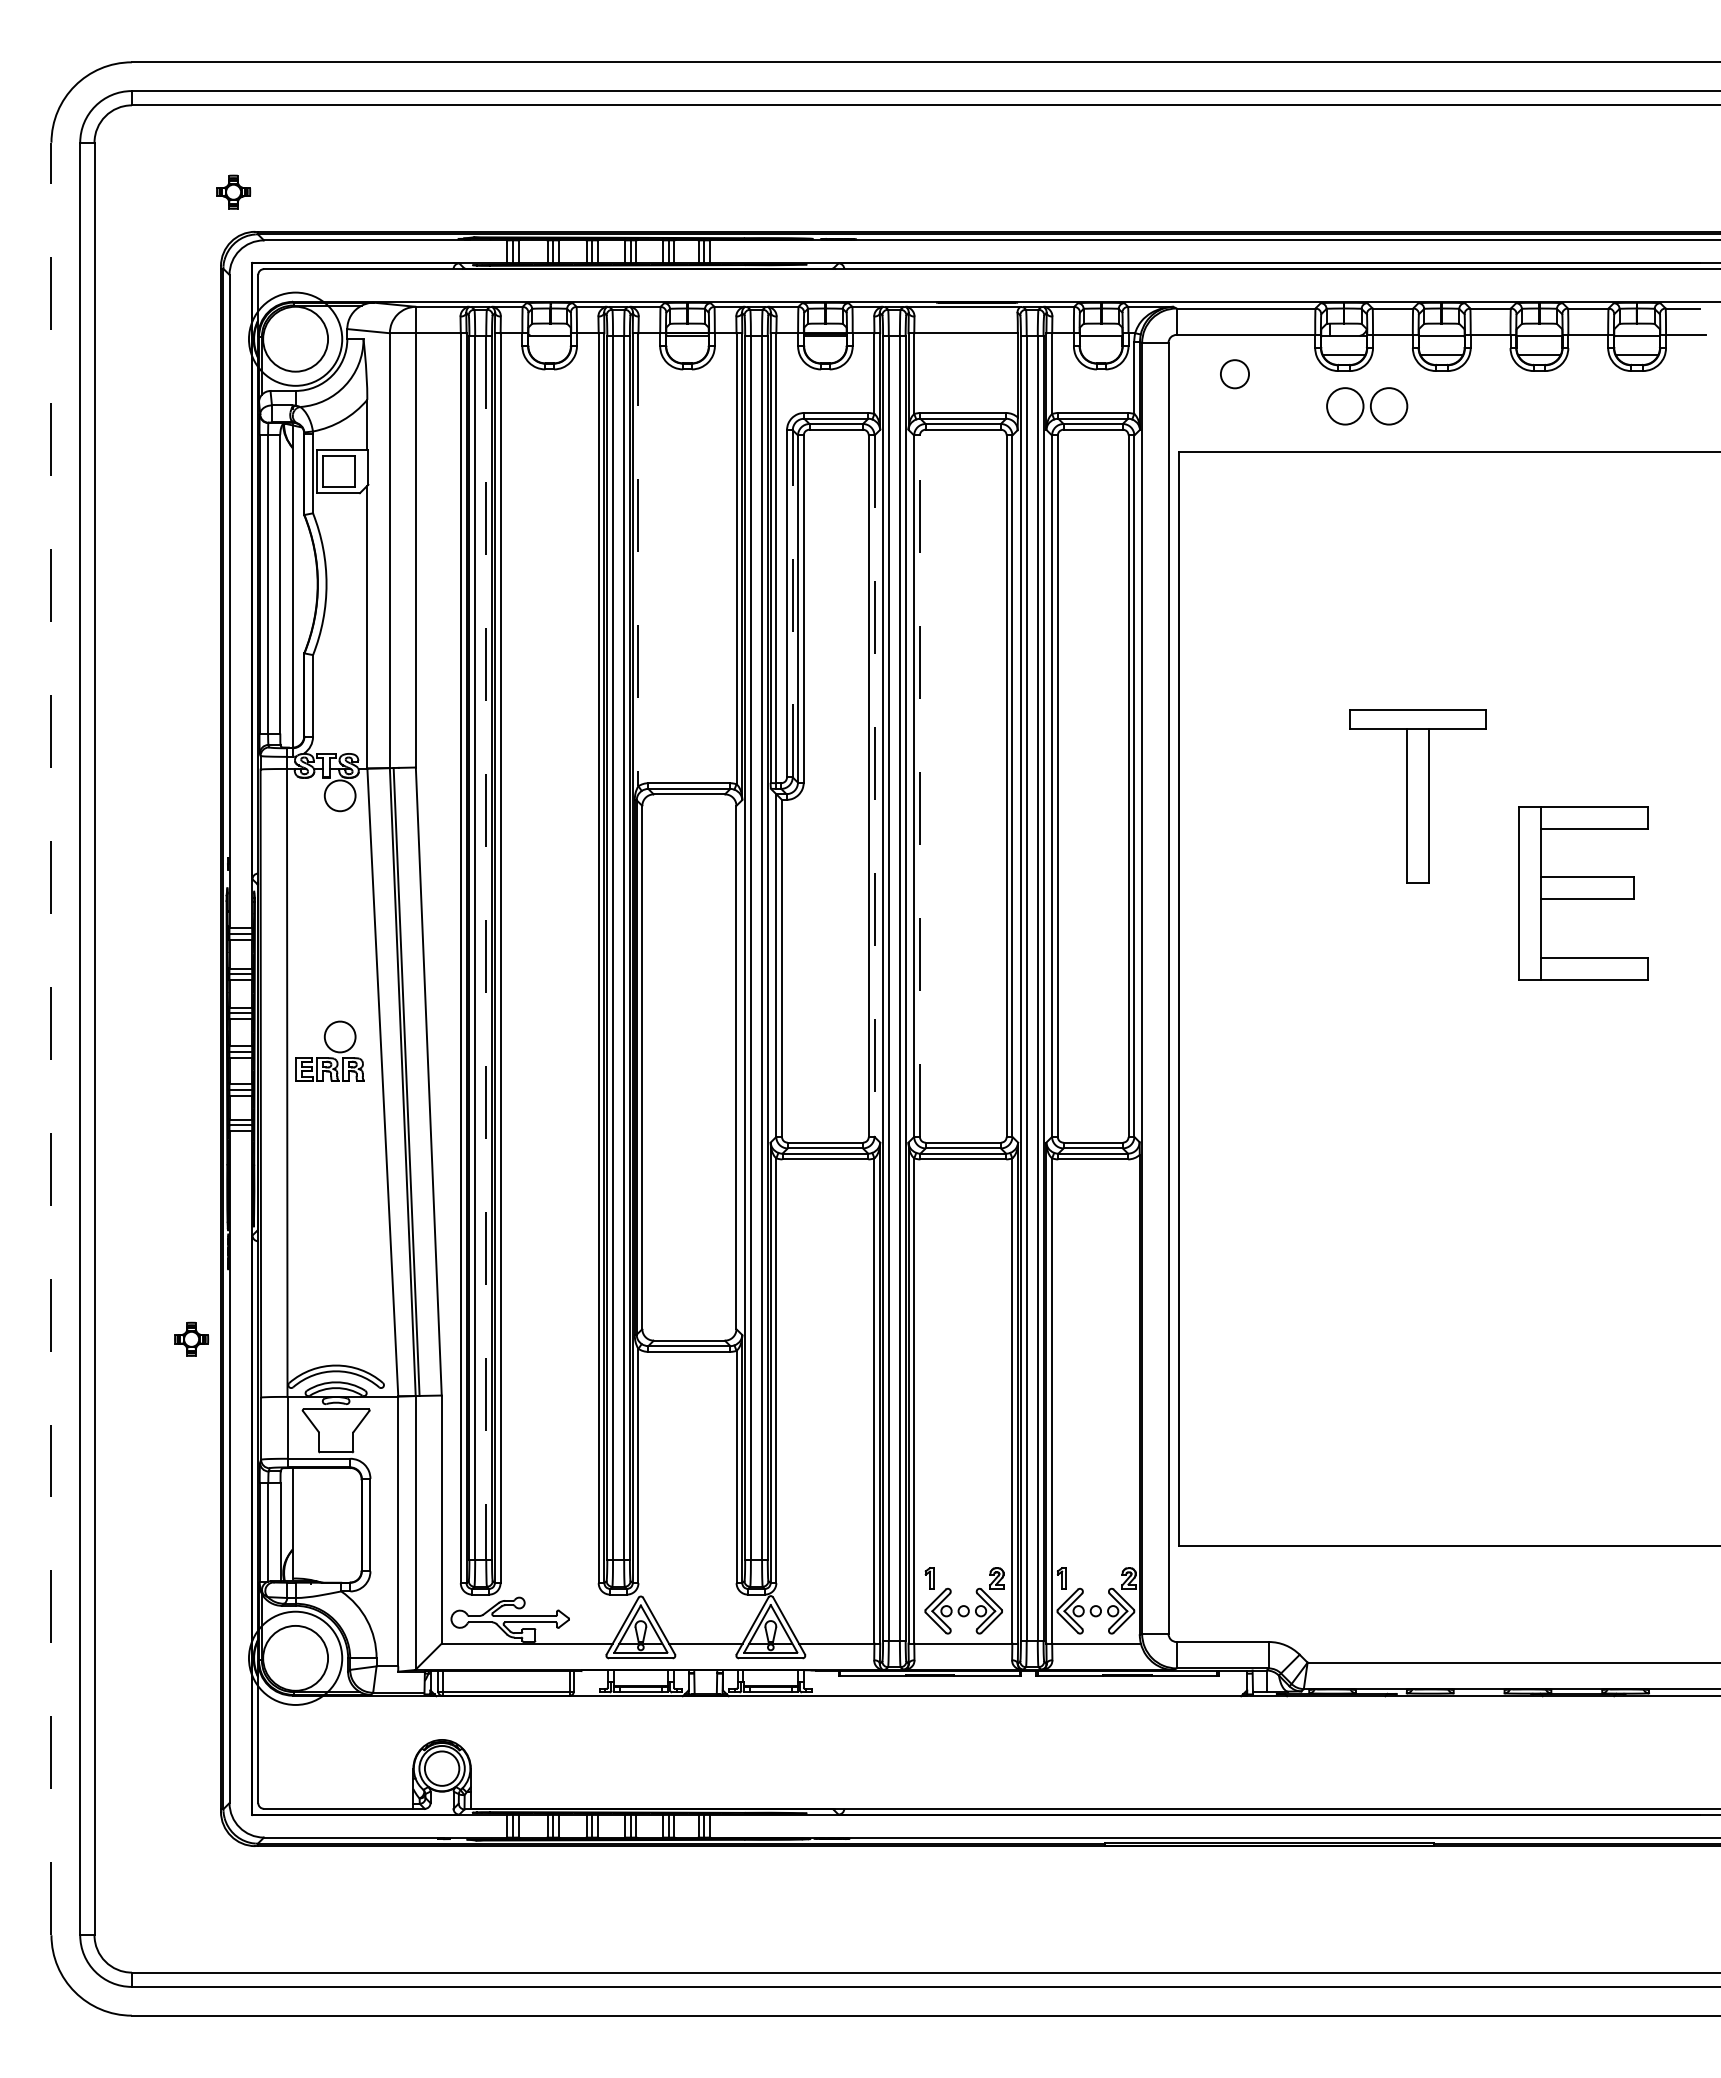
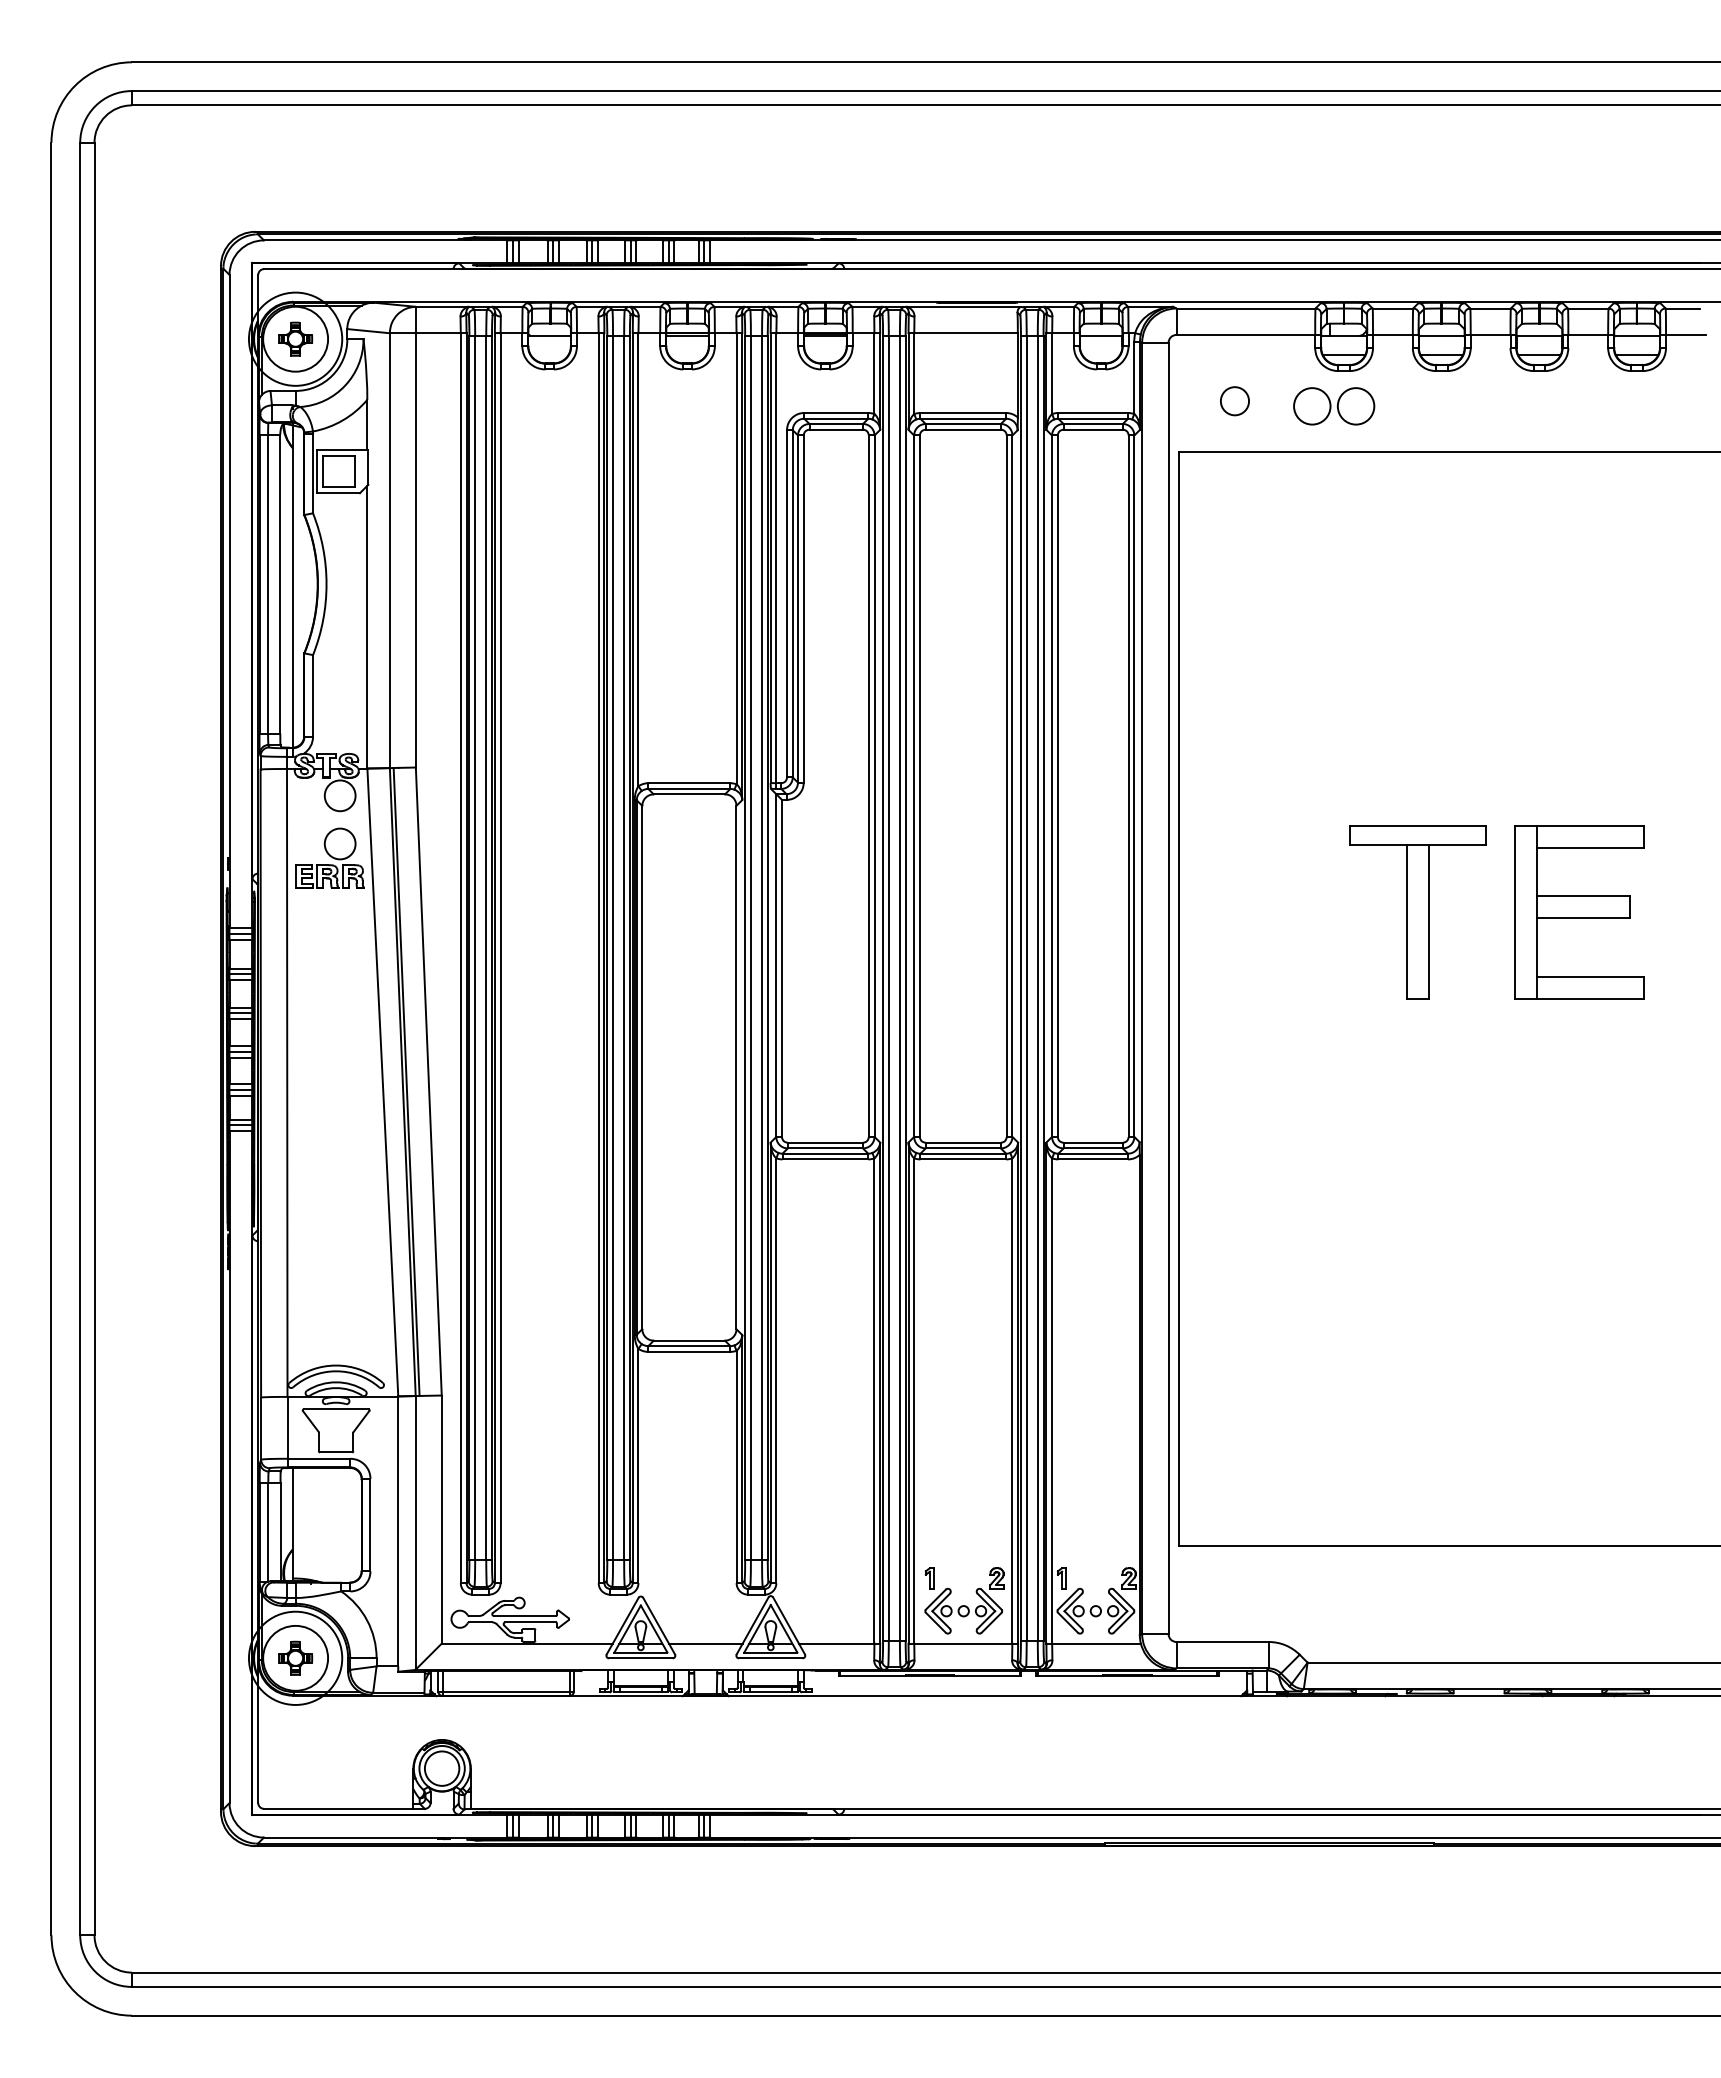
part position: (233, 191) -> (295, 338) (295, 338)
circle position: (1234, 374) -> (1234, 401) (1234, 401)
part position: (1367, 406) -> (1334, 406) (1334, 406)
line: dashed -> solid (638, 559)
line: dashed -> solid (792, 603)
line: dashed -> solid (874, 786)
line: dashed -> solid (919, 786)
part position: (1417, 796) -> (1417, 912) (1417, 912)
part position: (1583, 893) -> (1579, 912) (1579, 912)
line: dashed -> solid (486, 948)
line: dashed -> solid (51, 1038)
part position: (329, 1050) -> (329, 857) (329, 857)
part position: (191, 1338) -> (295, 1657) (295, 1657)
